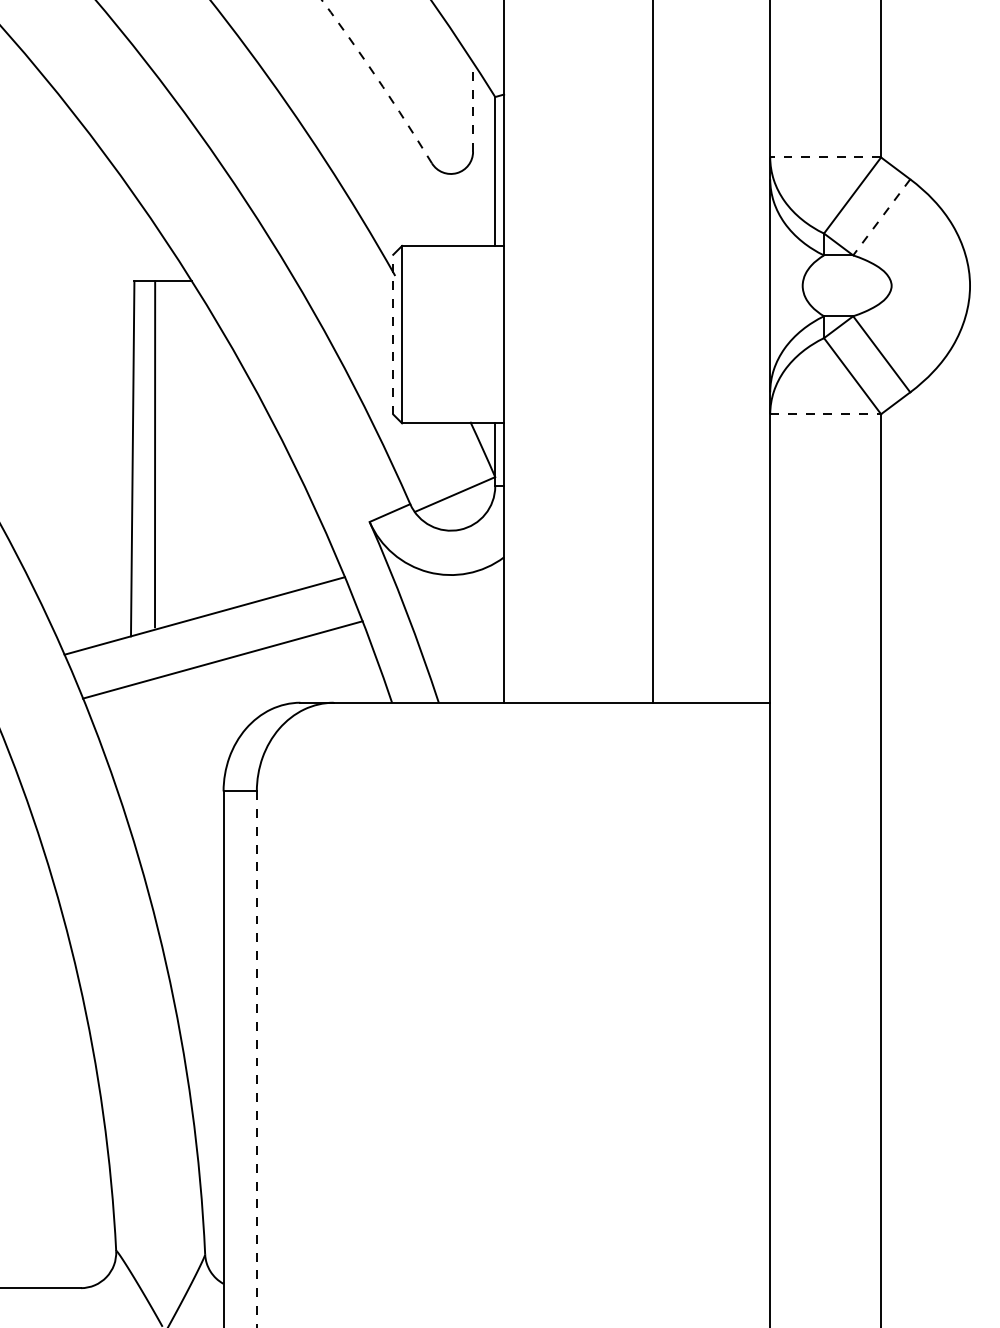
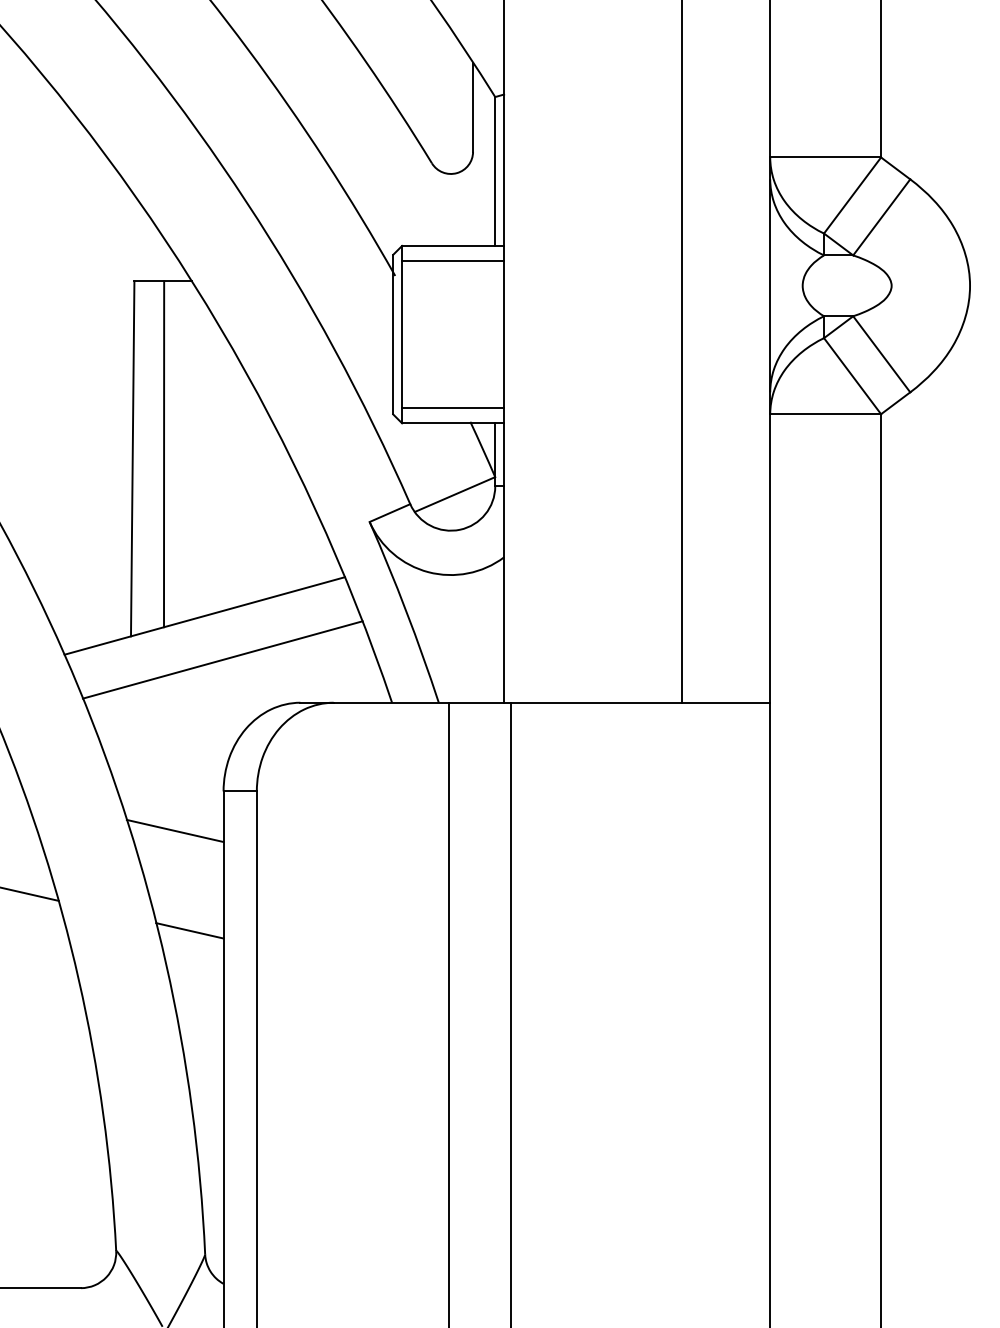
arc: dashed -> solid (378, 80)
line: dashed -> solid (473, 107)
line: dashed -> solid (825, 157)
line: dashed -> solid (881, 217)
line: none -> present (453, 261)
line: dashed -> solid (393, 334)
line position: (652, 352) -> (681, 352) (681, 352)
line: none -> present (453, 407)
line: dashed -> solid (826, 414)
line position: (155, 454) -> (164, 454) (164, 454)
line: none -> present (174, 830)
line: none -> present (30, 893)
line: none -> present (189, 930)
line: none -> present (448, 1013)
line: none -> present (510, 1013)
line: dashed -> solid (256, 1059)
